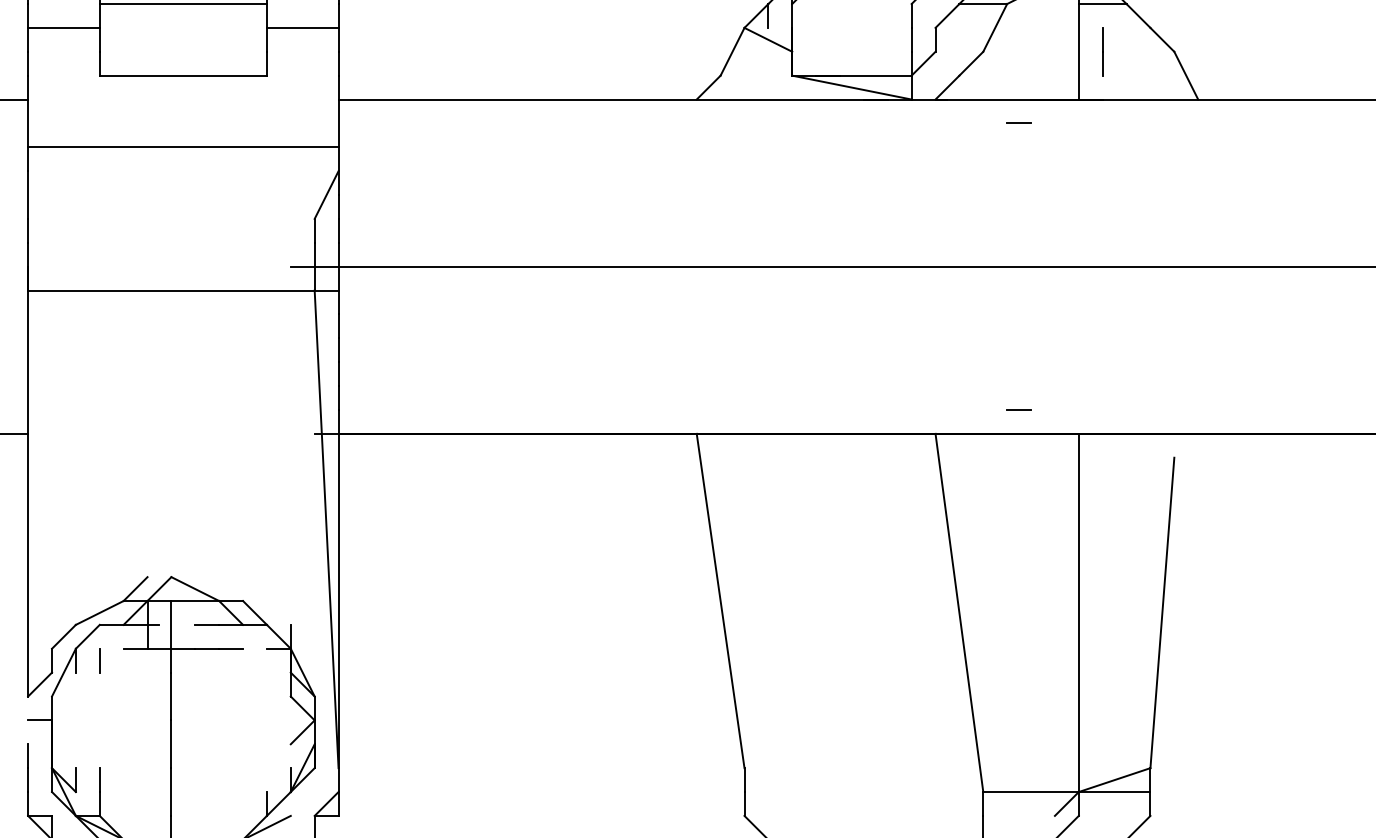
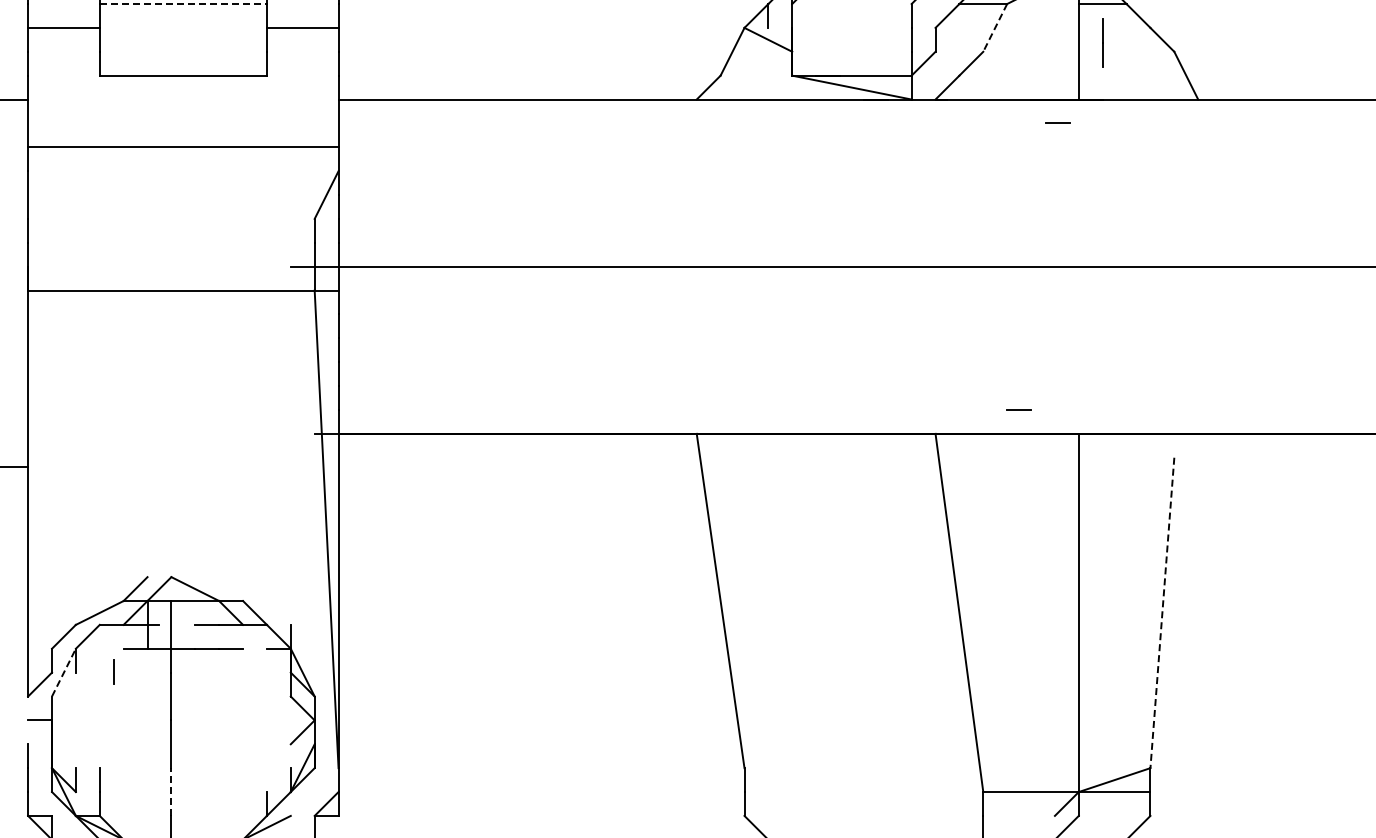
line: solid -> dashed (183, 4)
line: solid -> dashed (995, 27)
line position: (1102, 51) -> (1102, 42) (1102, 42)
line position: (1018, 122) -> (1057, 122) (1057, 122)
line position: (15, 433) -> (15, 466) (15, 466)
line: solid -> dashed (1162, 612)
line position: (99, 660) -> (113, 671) (113, 671)
line: solid -> dashed (63, 672)
line: solid -> dashed (171, 792)
